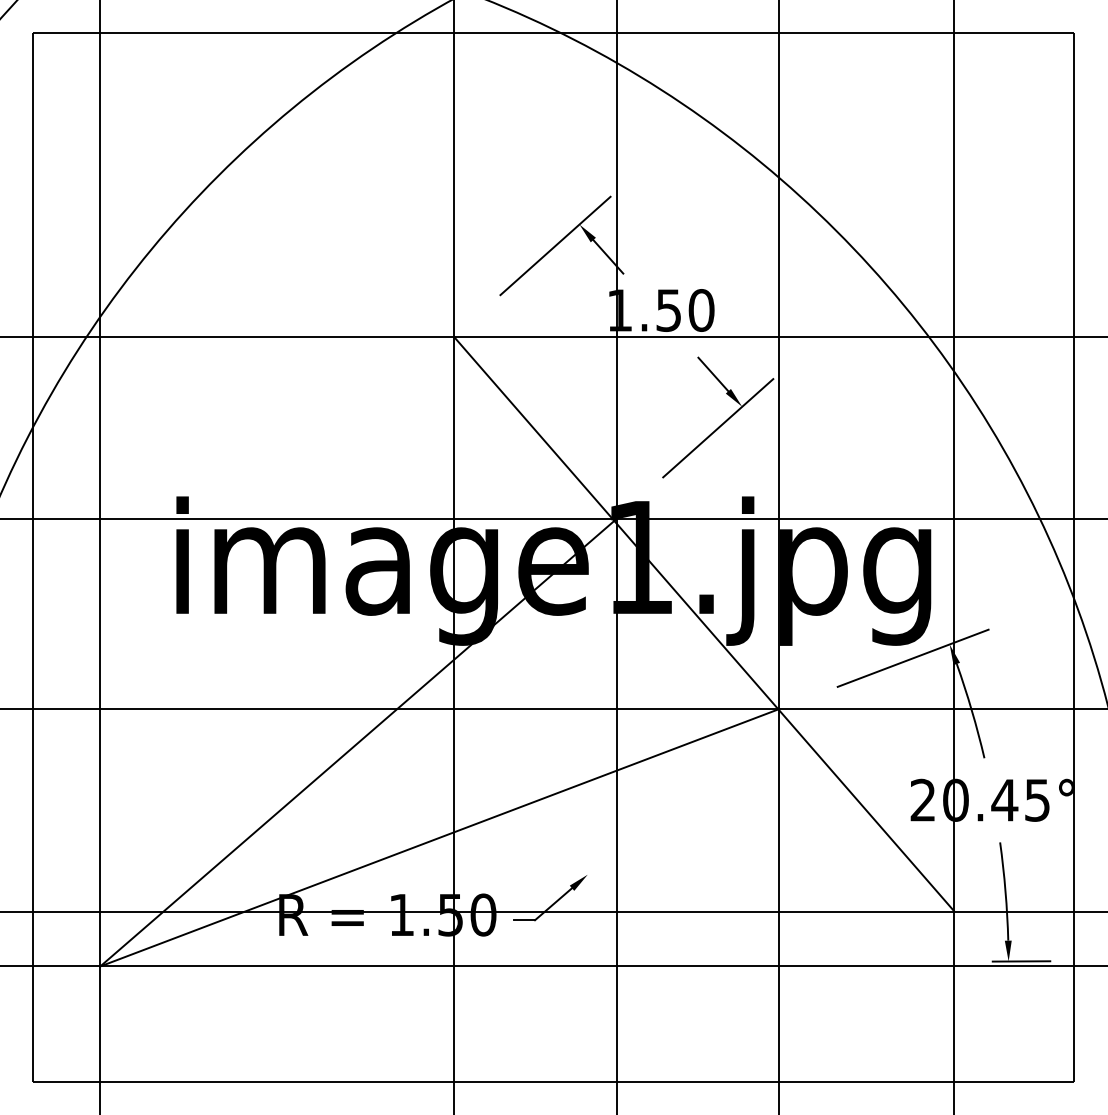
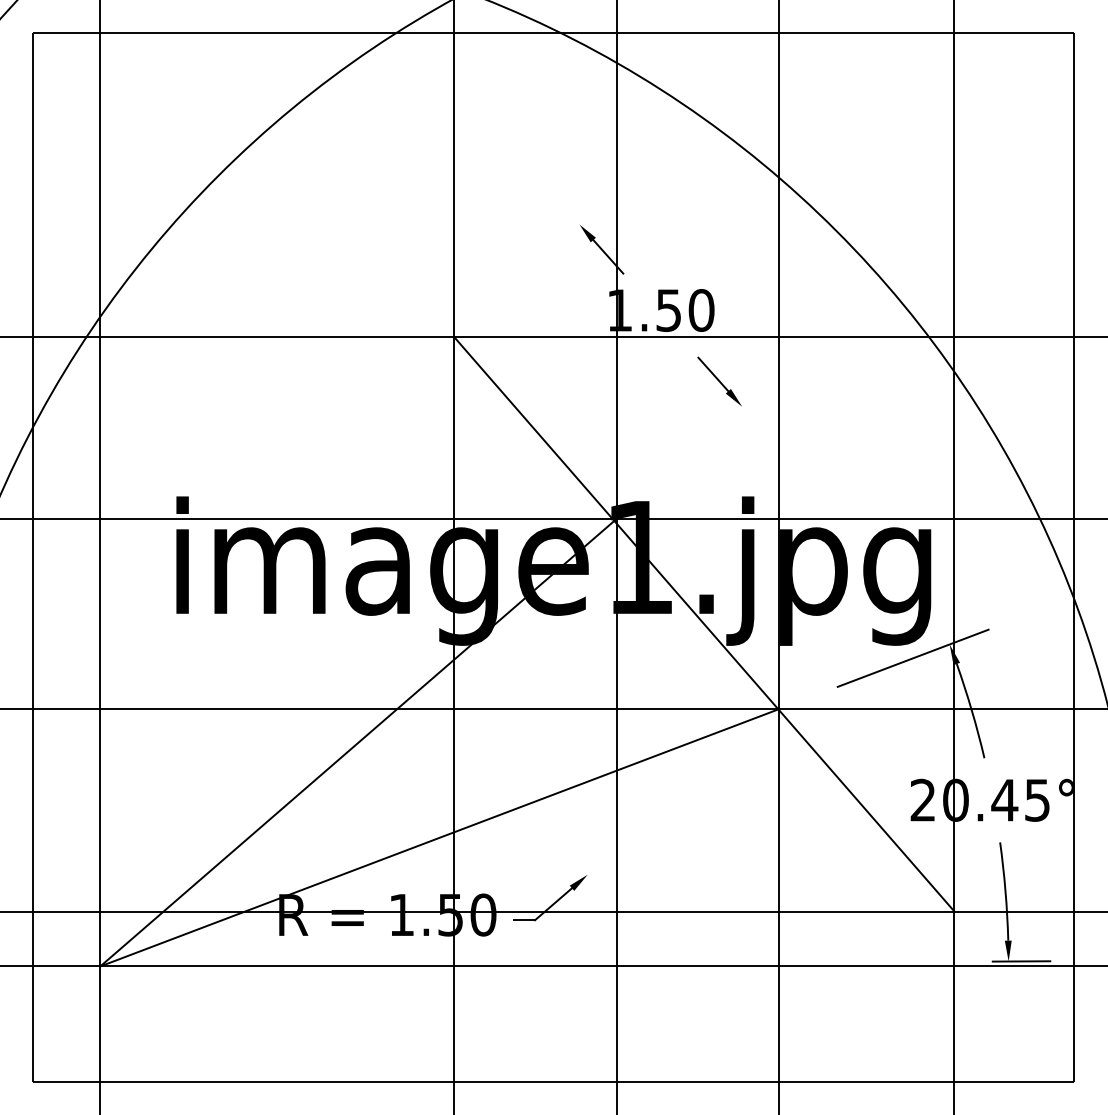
line: present -> none (555, 245)
line: present -> none (718, 428)
